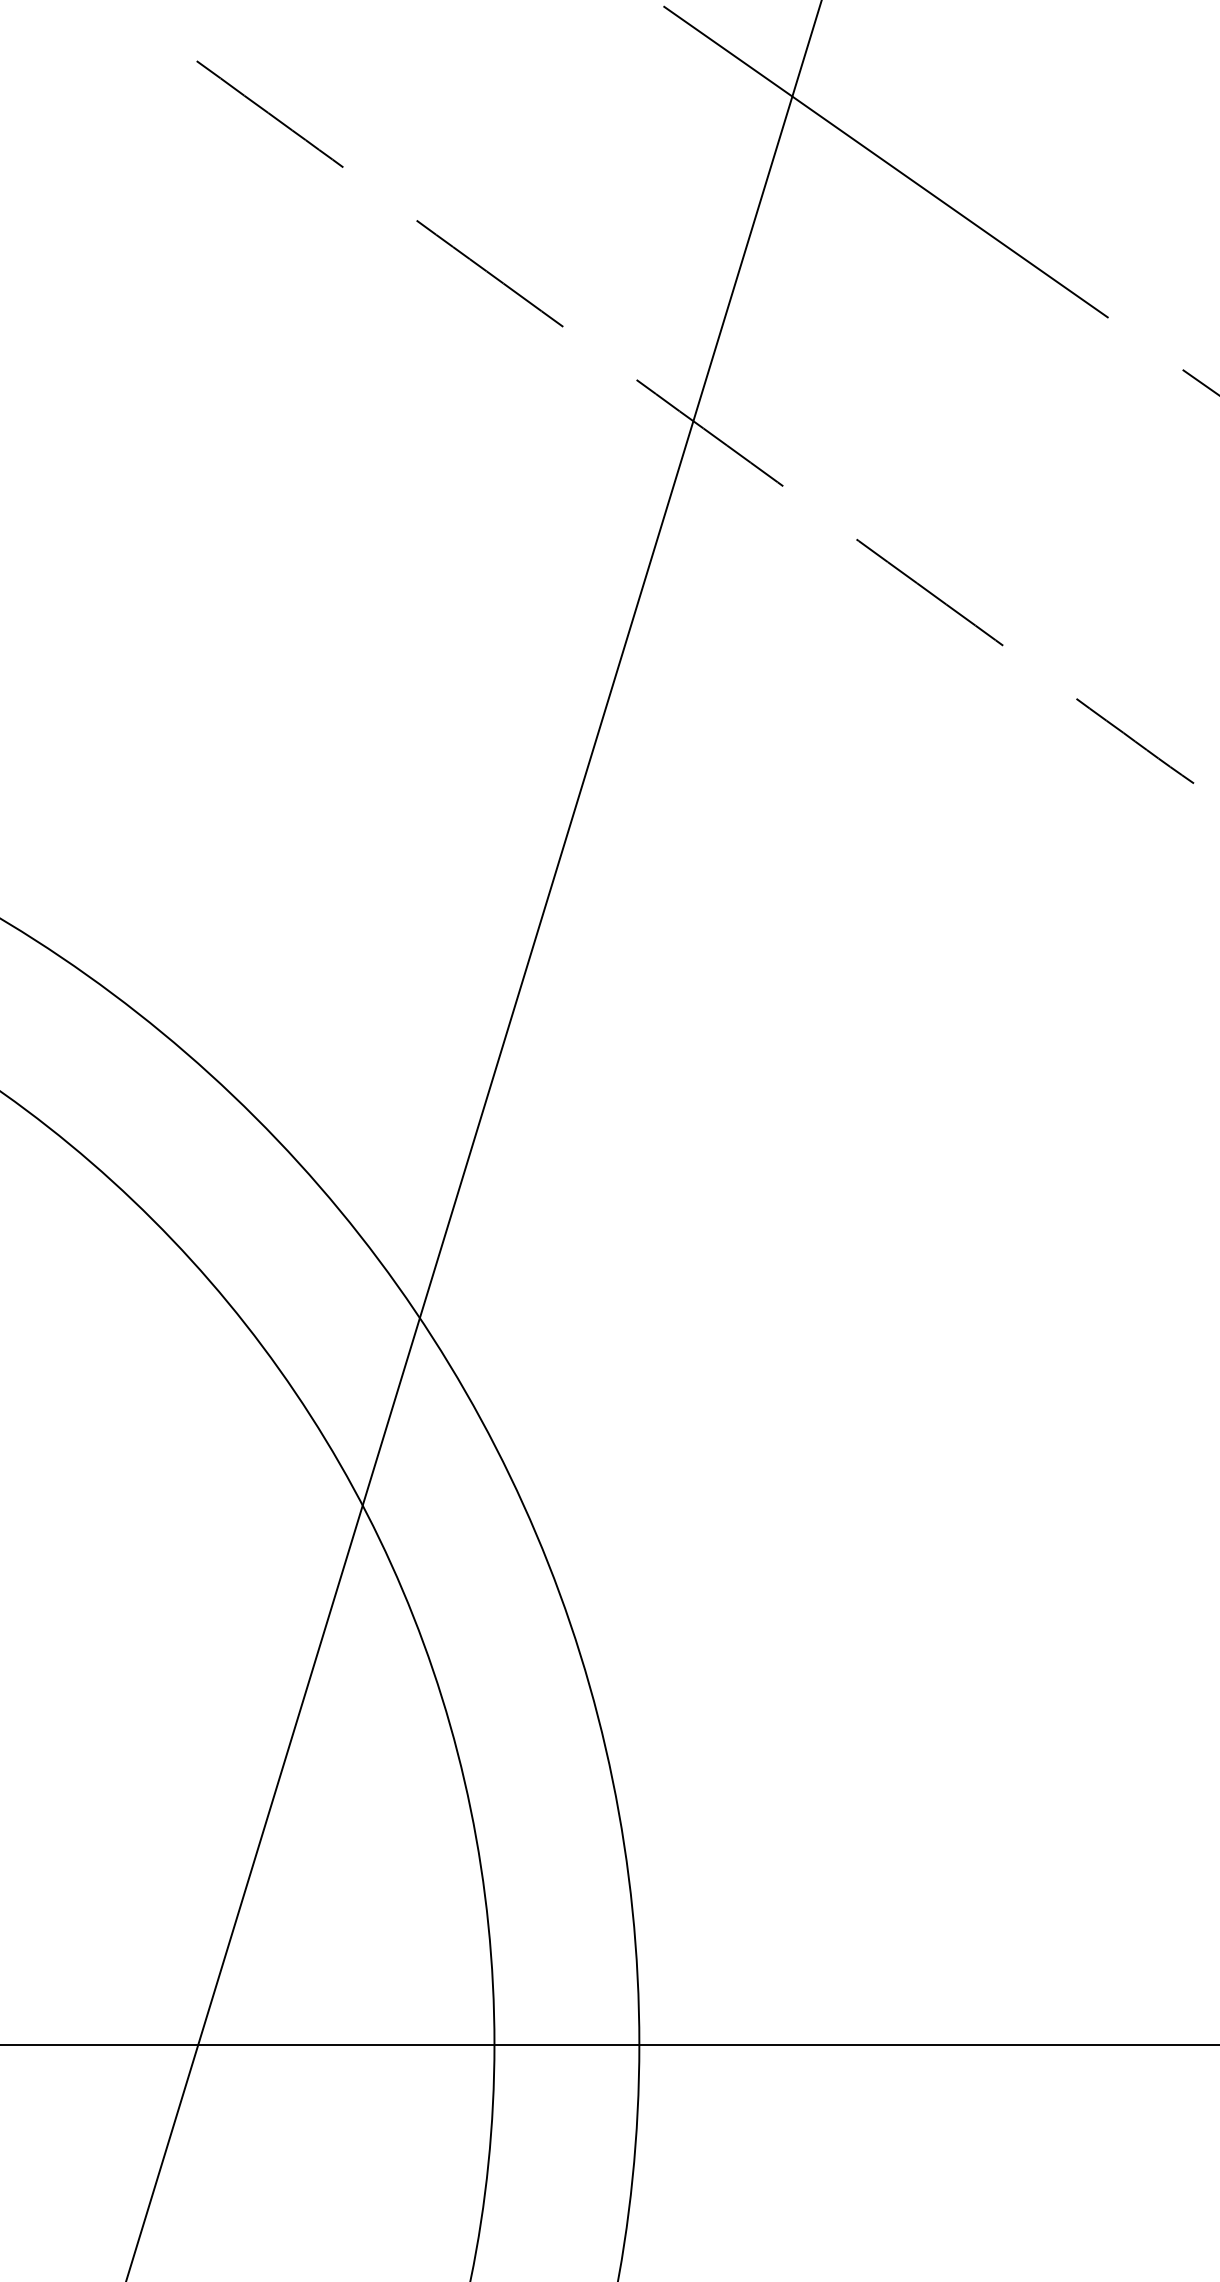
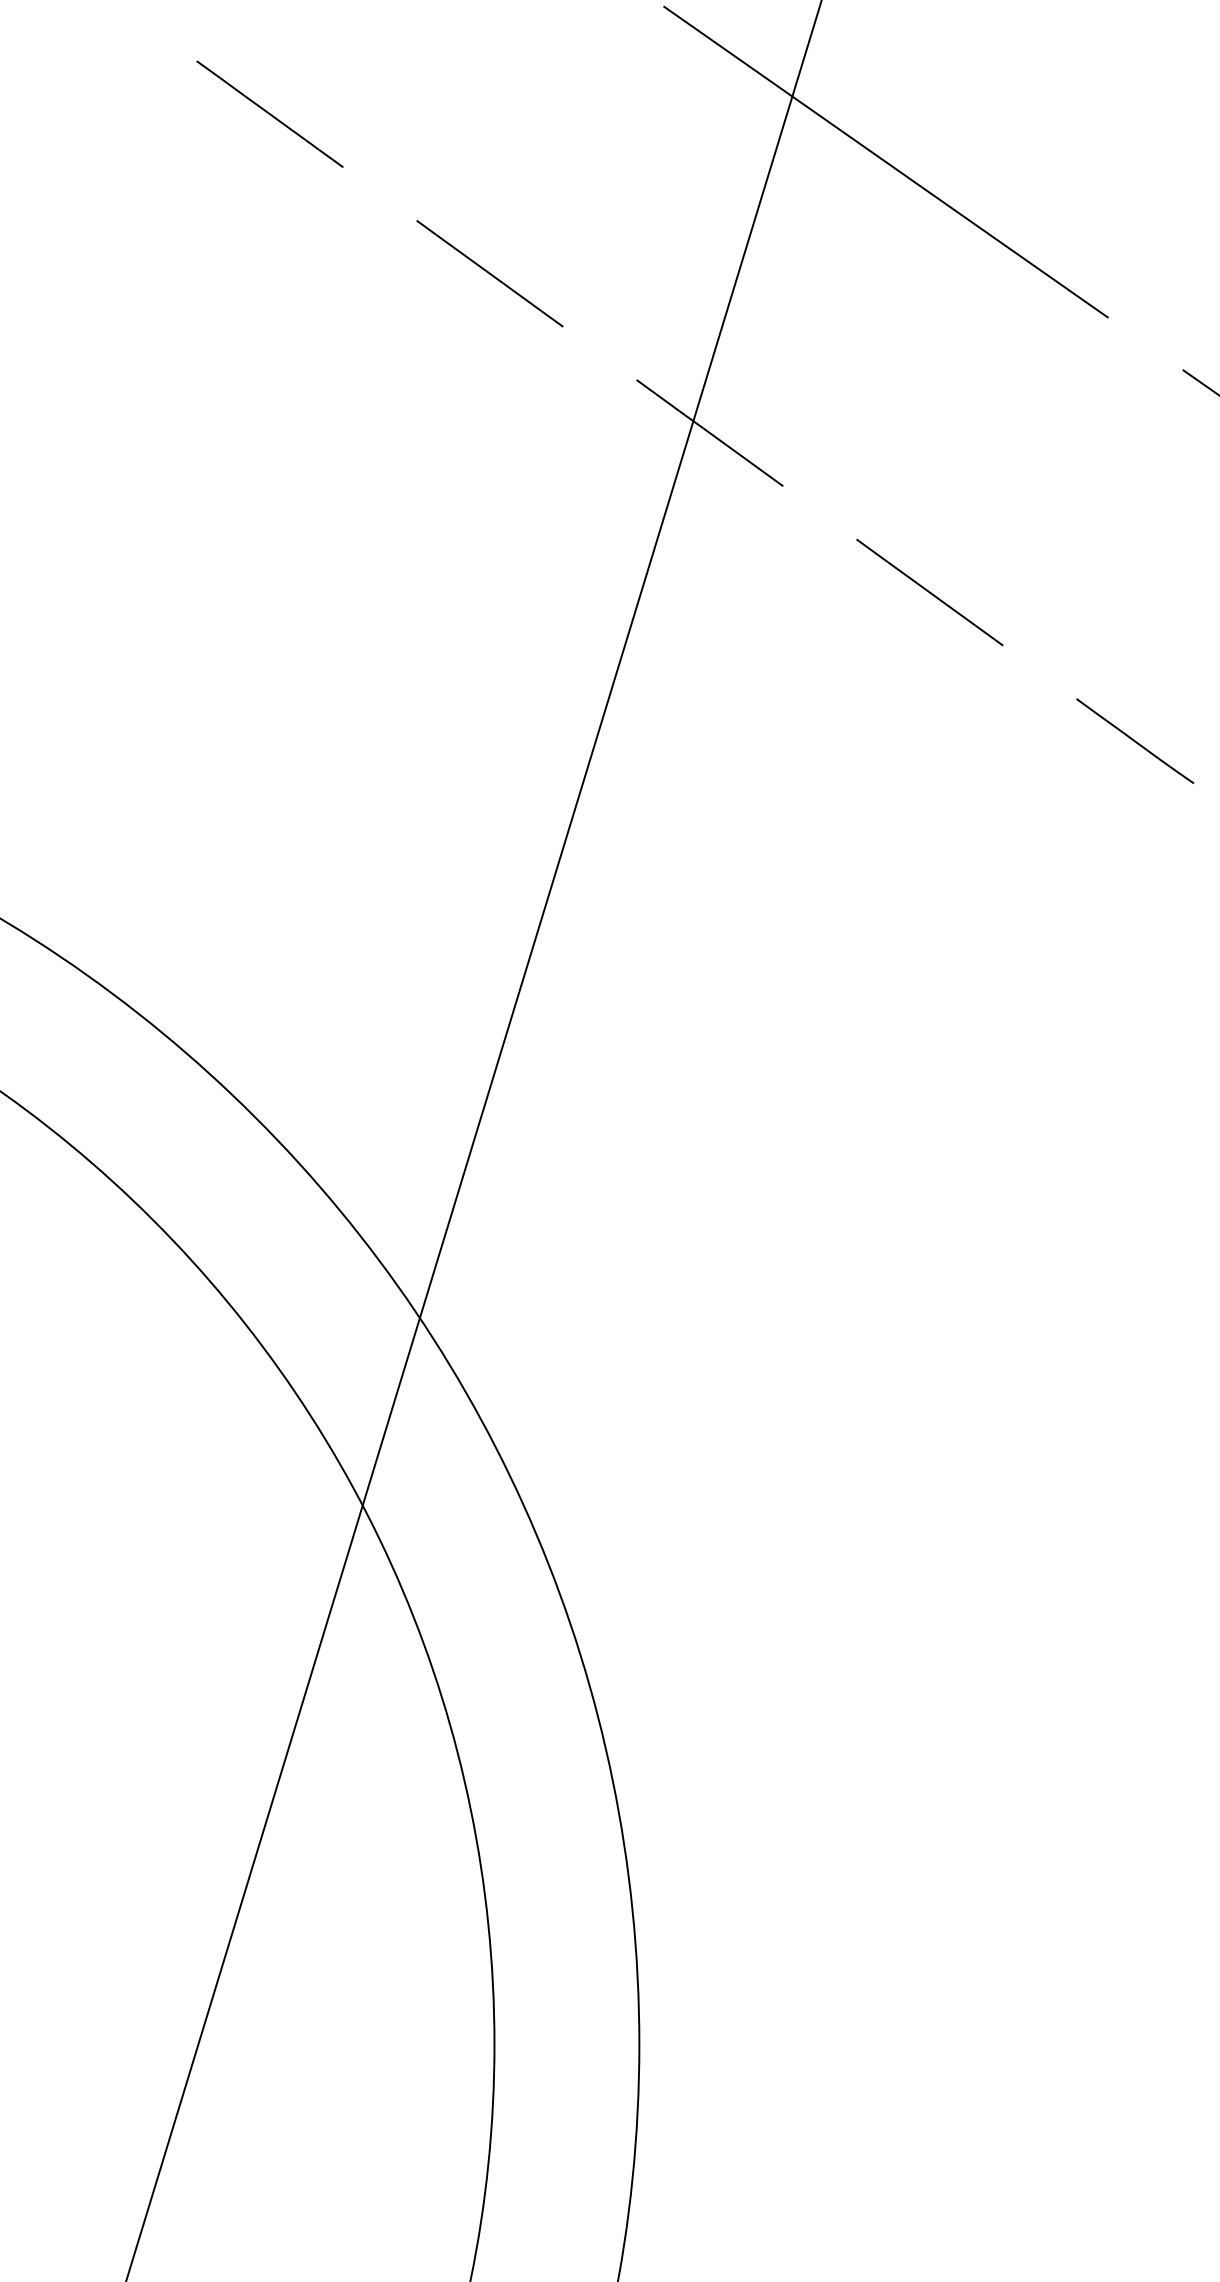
line: present -> none (609, 2044)
